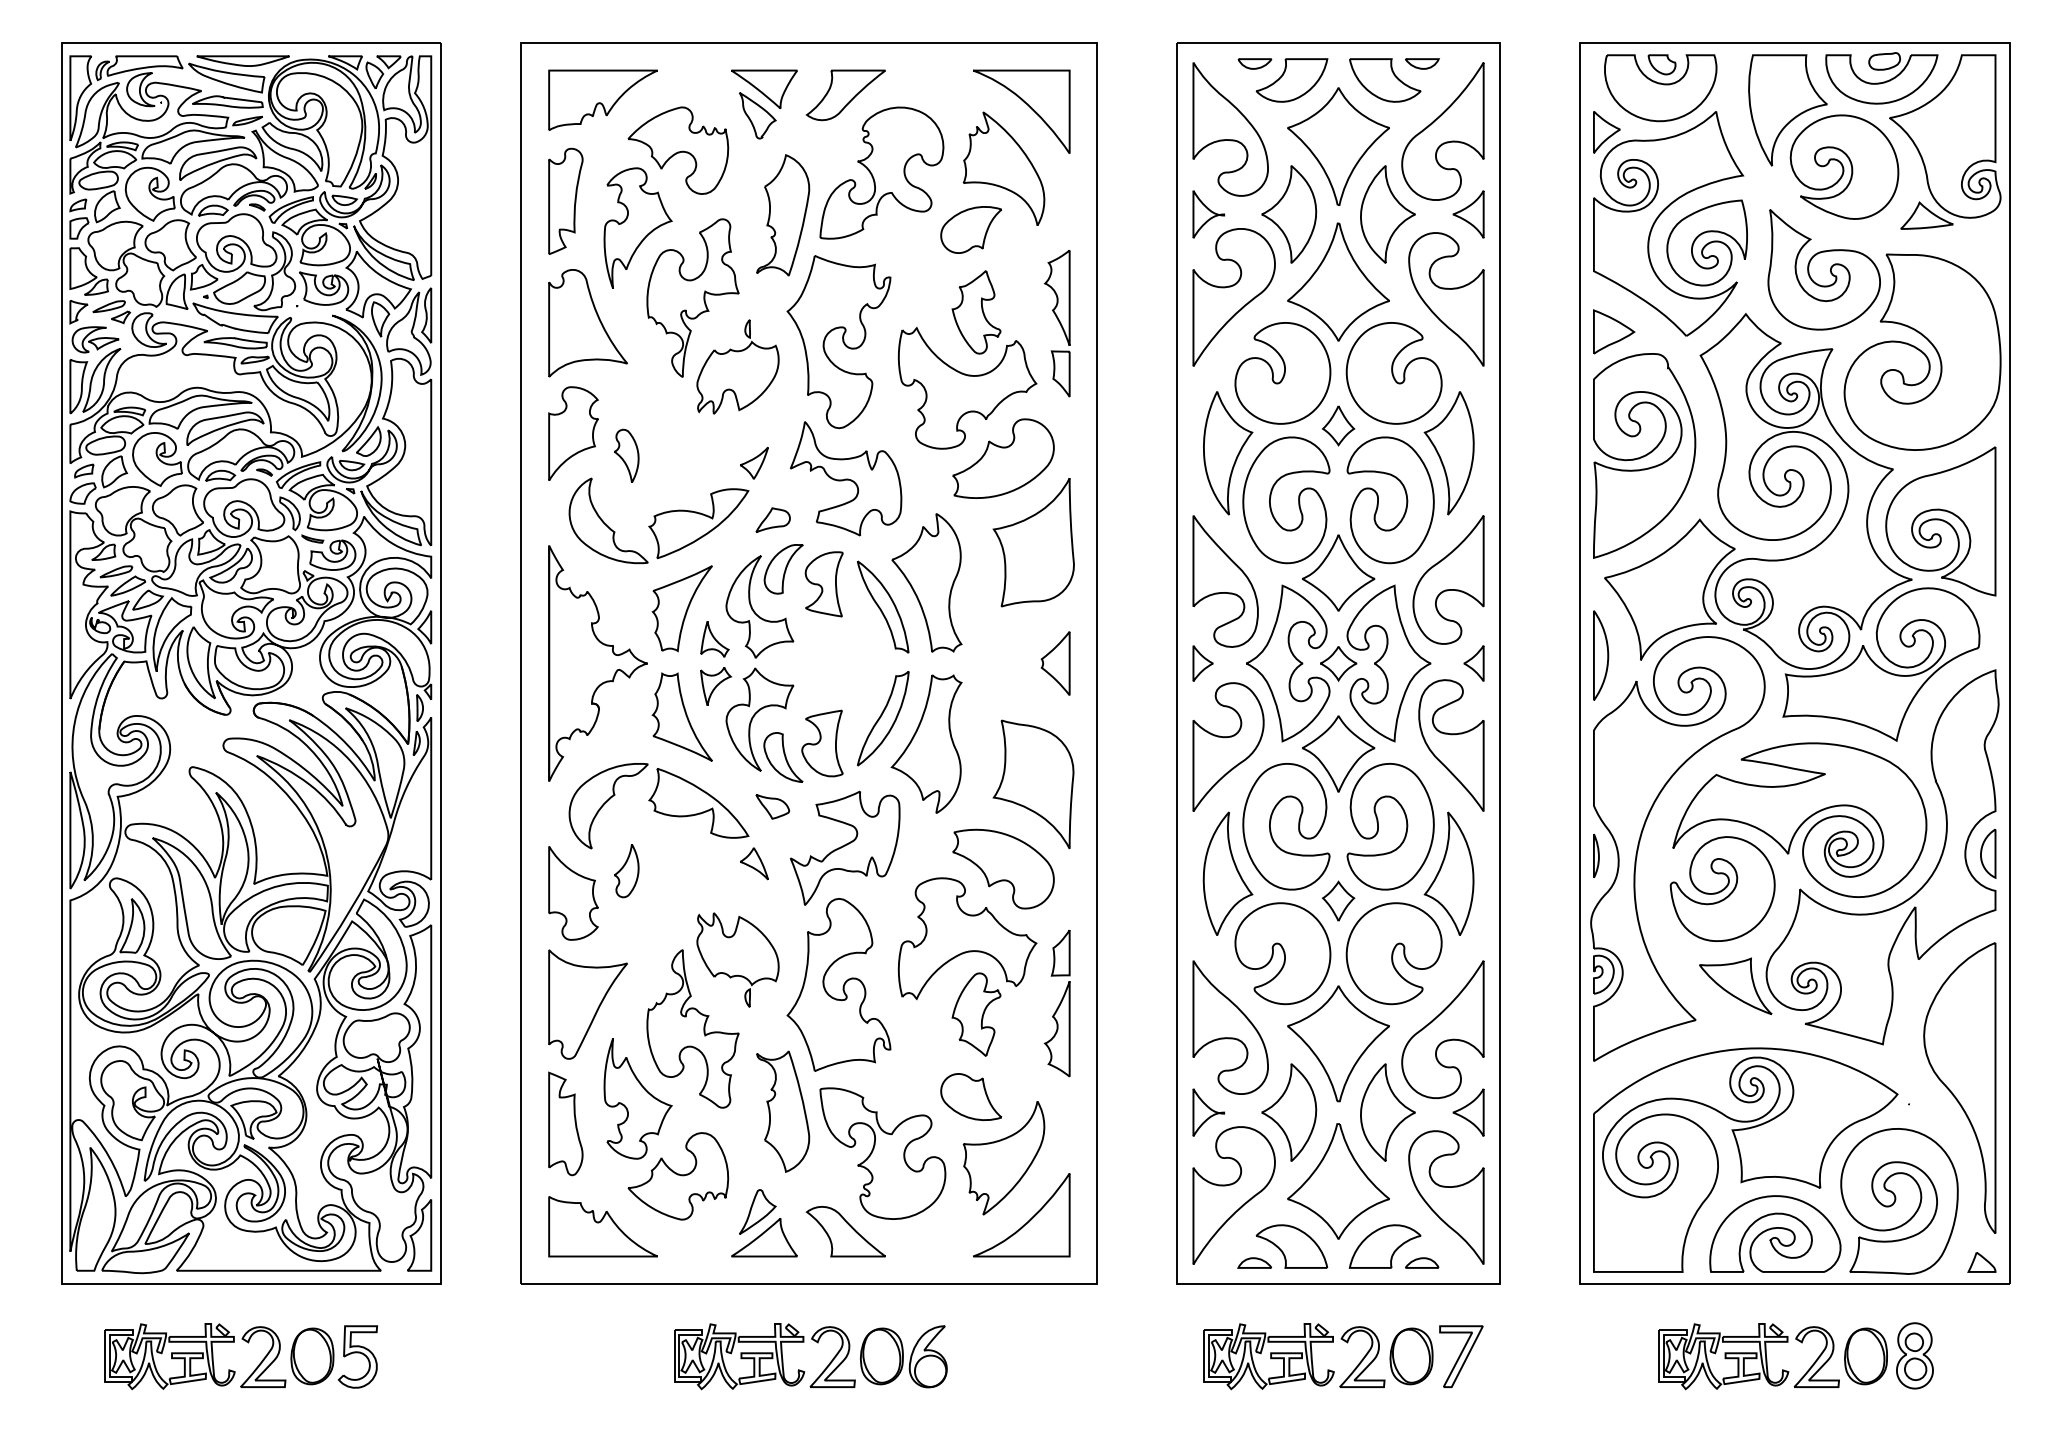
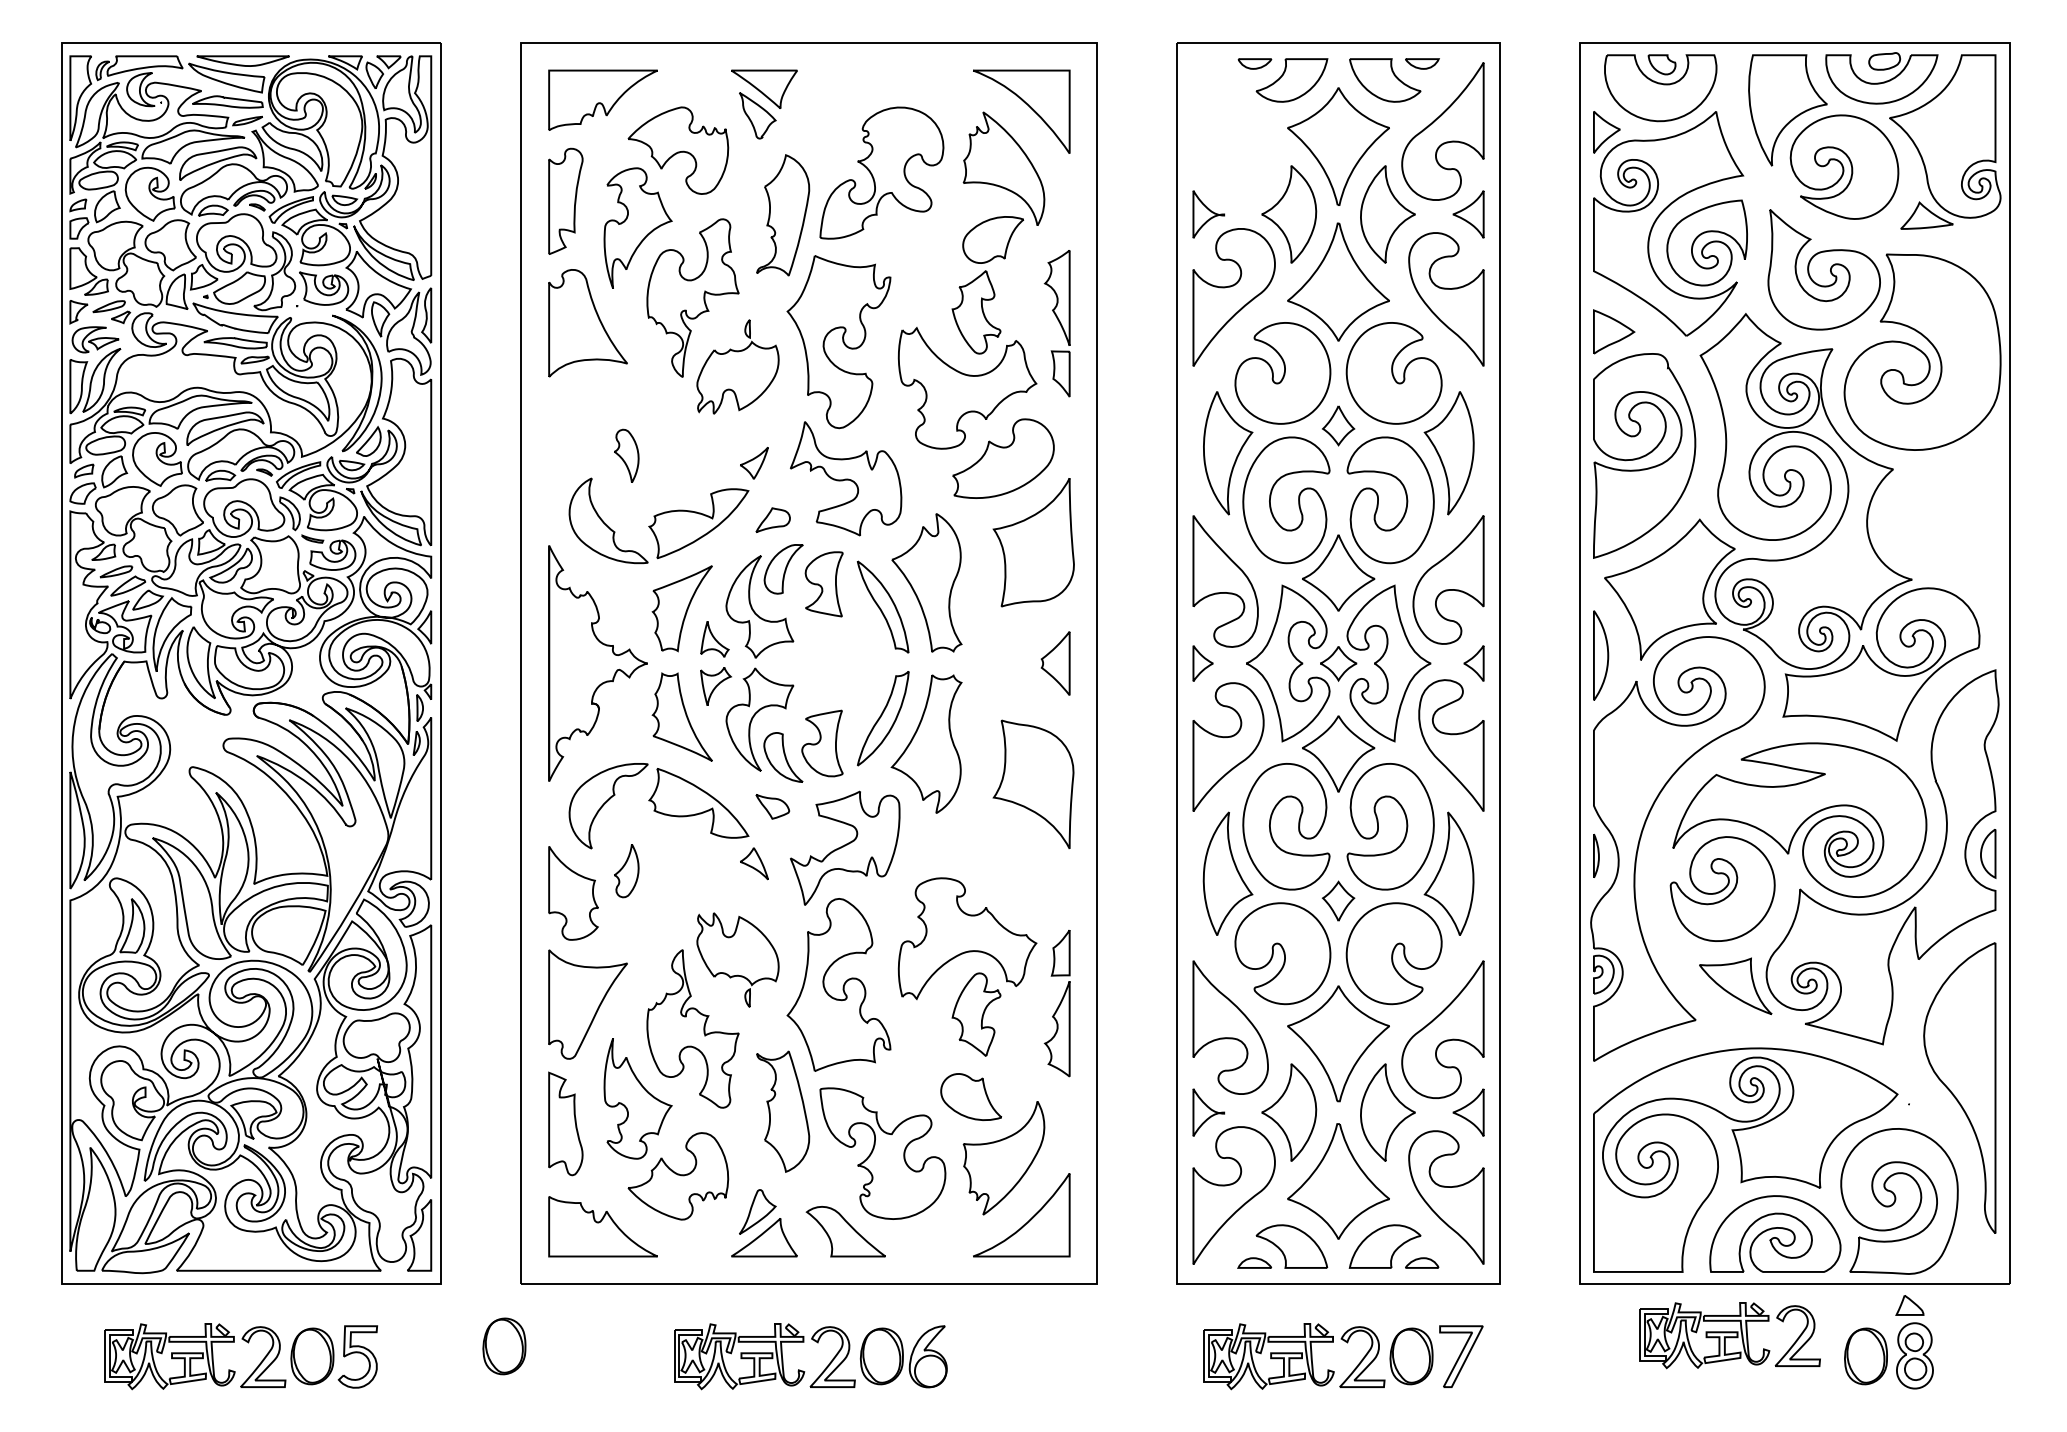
part: present -> none (845, 95)
part: present -> none (1230, 129)
part position: (971, 229) -> (993, 239) (993, 239)
part: present -> none (573, 433)
part: present -> none (1940, 521)
part: present -> none (1003, 868)
part position: (1981, 1262) -> (1909, 1305) (1909, 1305)
part: none -> present (504, 1346)
part position: (1748, 1356) -> (1729, 1335) (1729, 1335)
